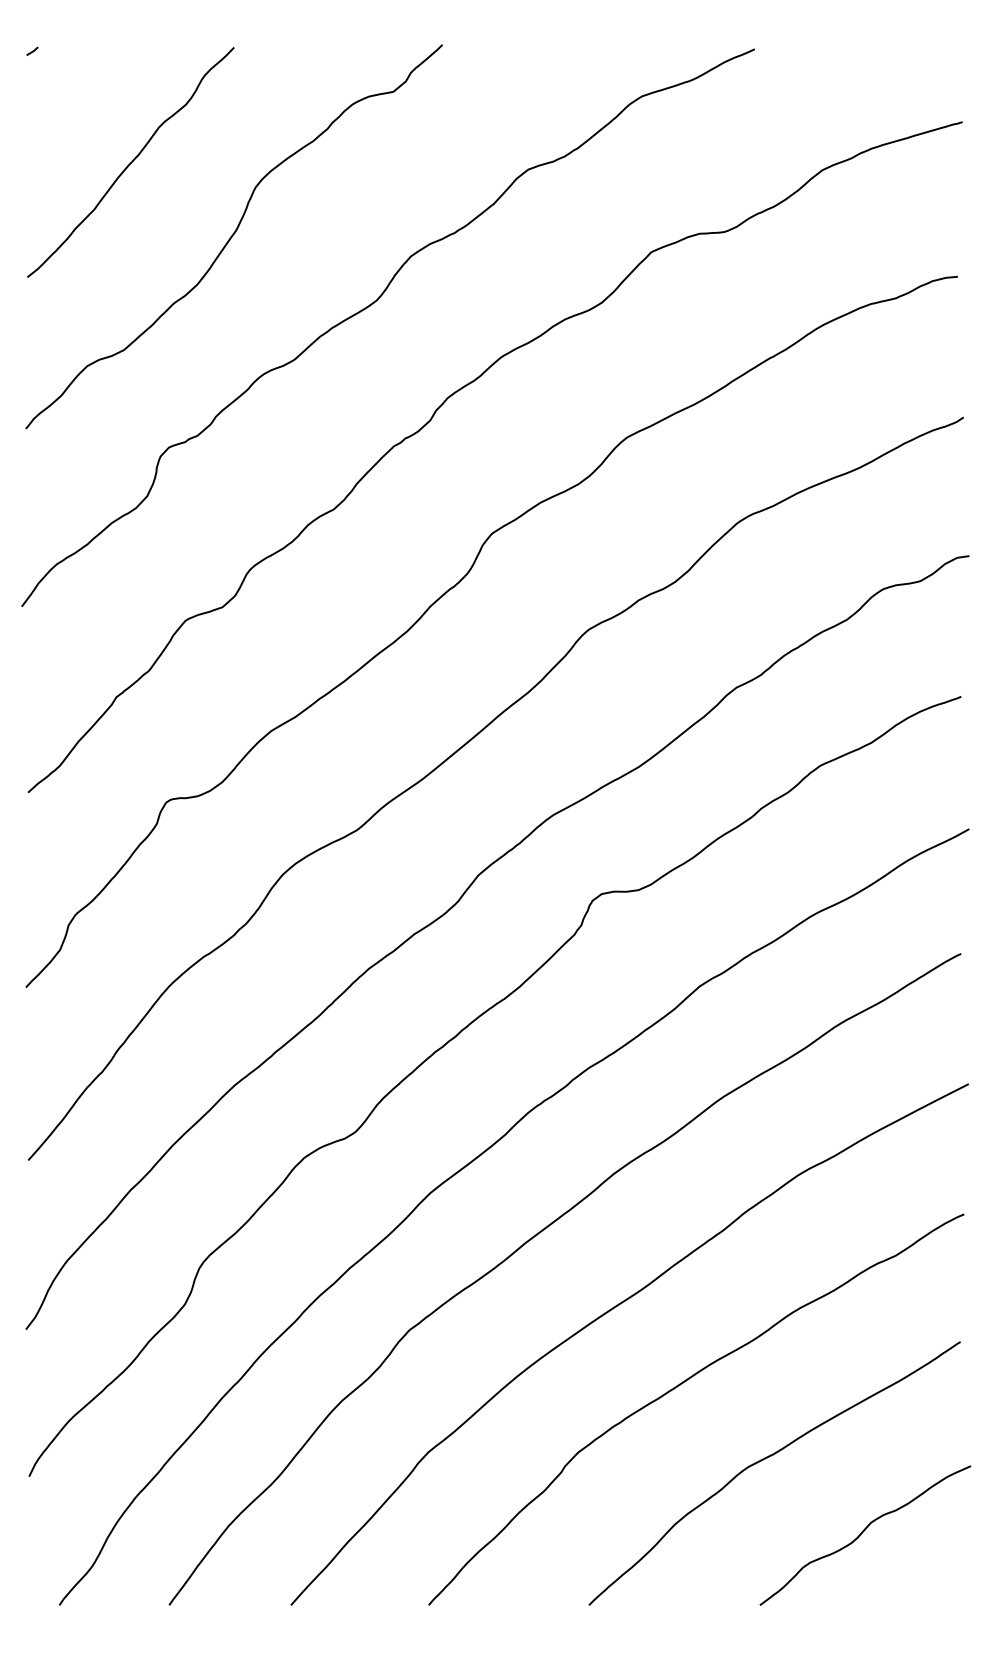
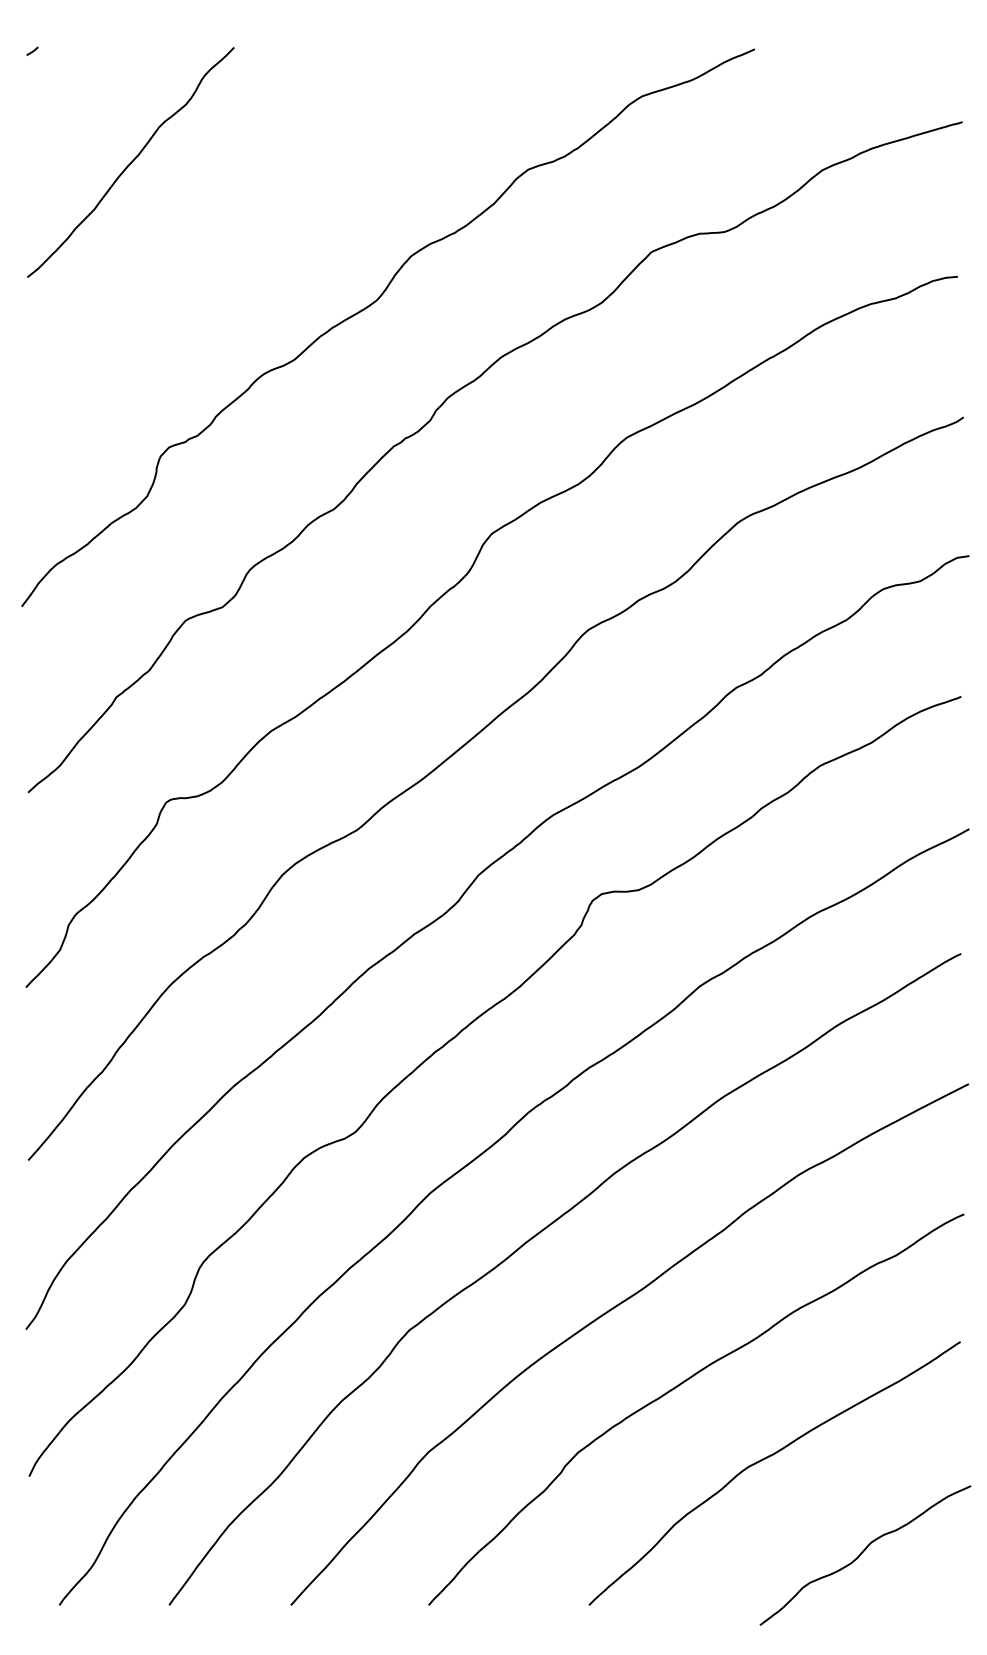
curve: present -> none (233, 236)
curve position: (863, 1532) -> (863, 1552) (863, 1552)
